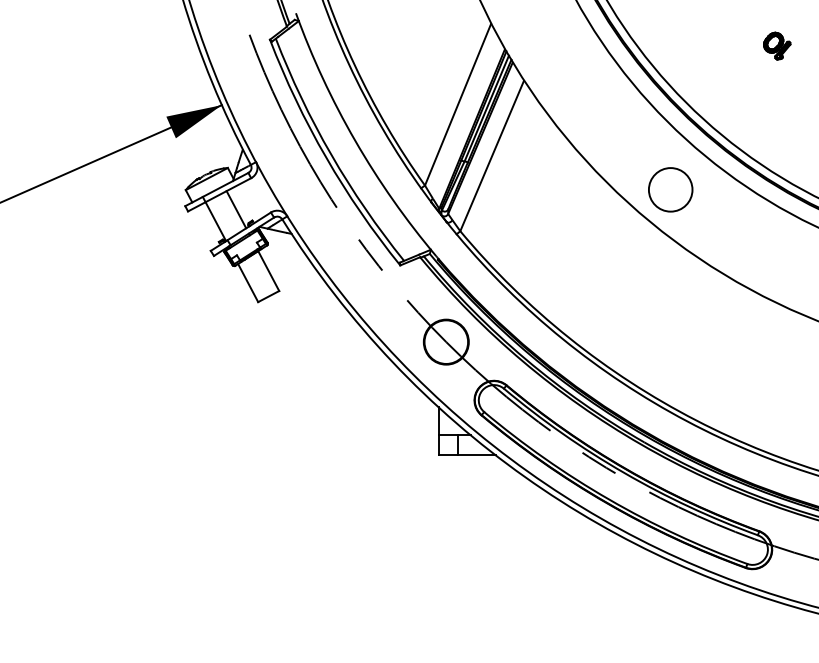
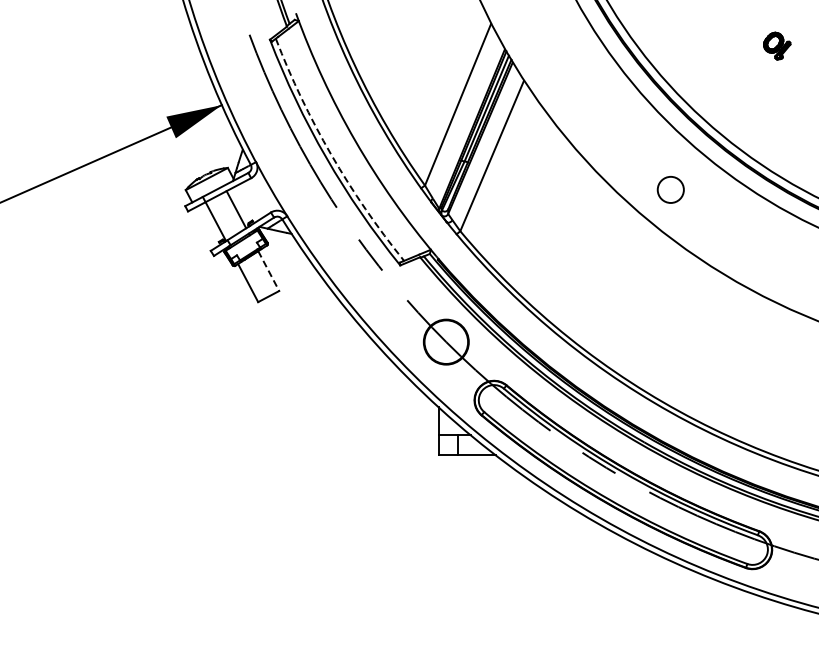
arc: solid -> dashed (331, 154)
circle size: 46x46 px -> 29x28 px (670, 189)
line: solid -> dashed (268, 271)
